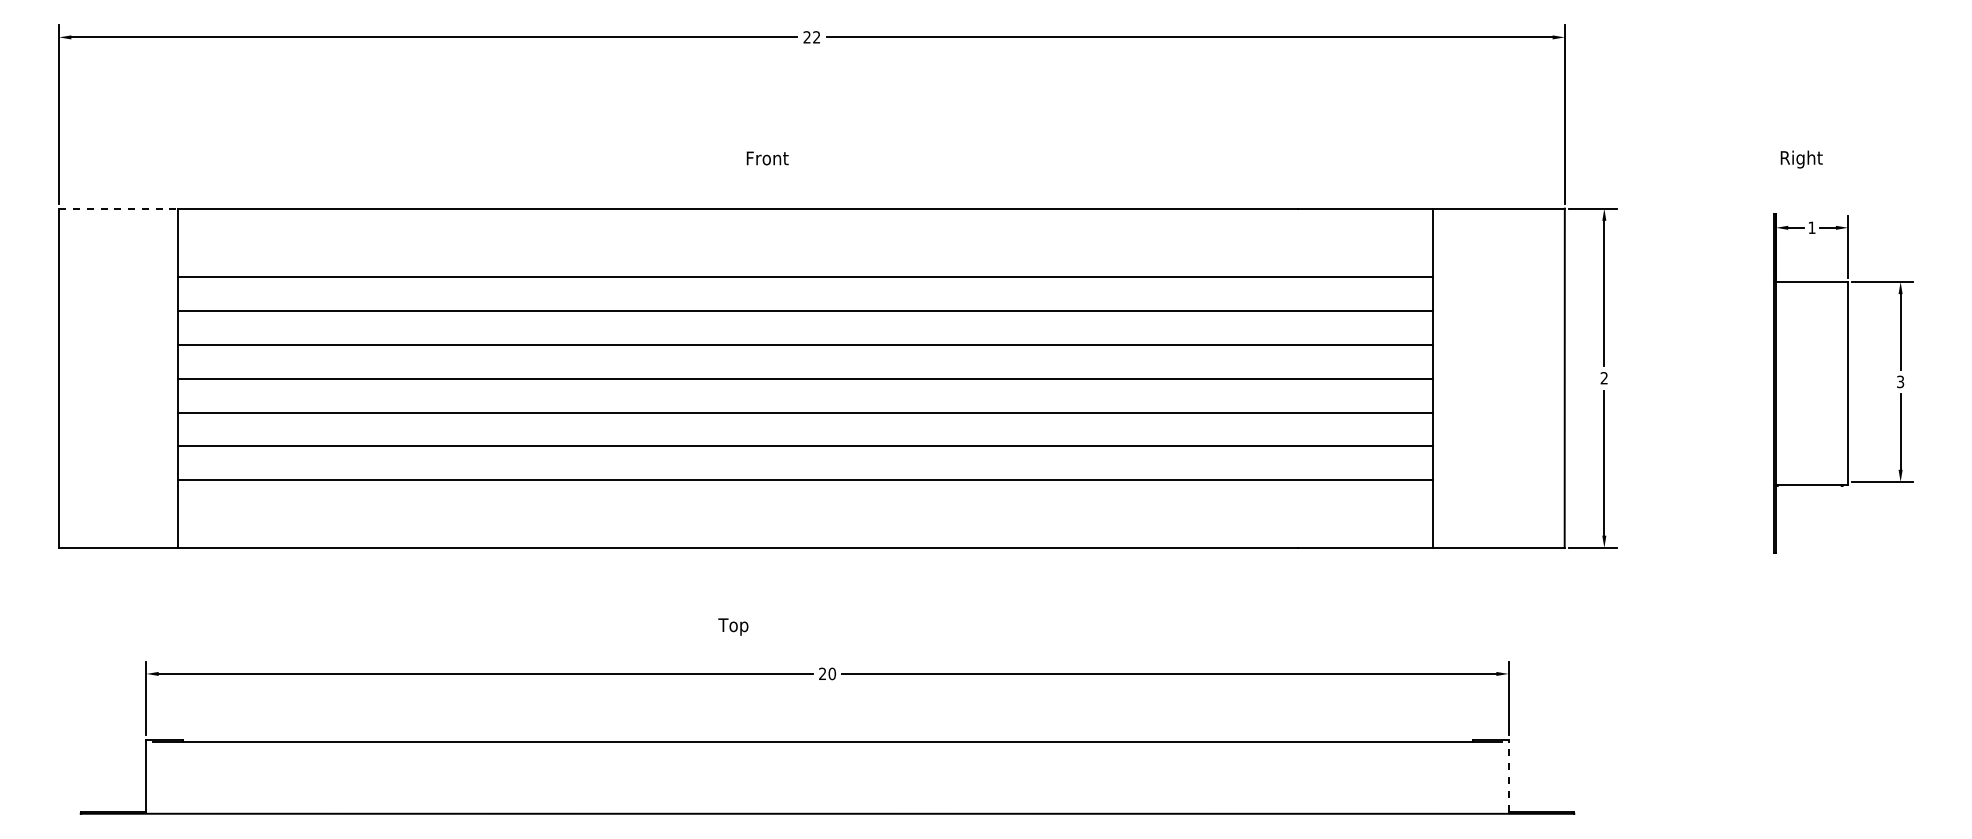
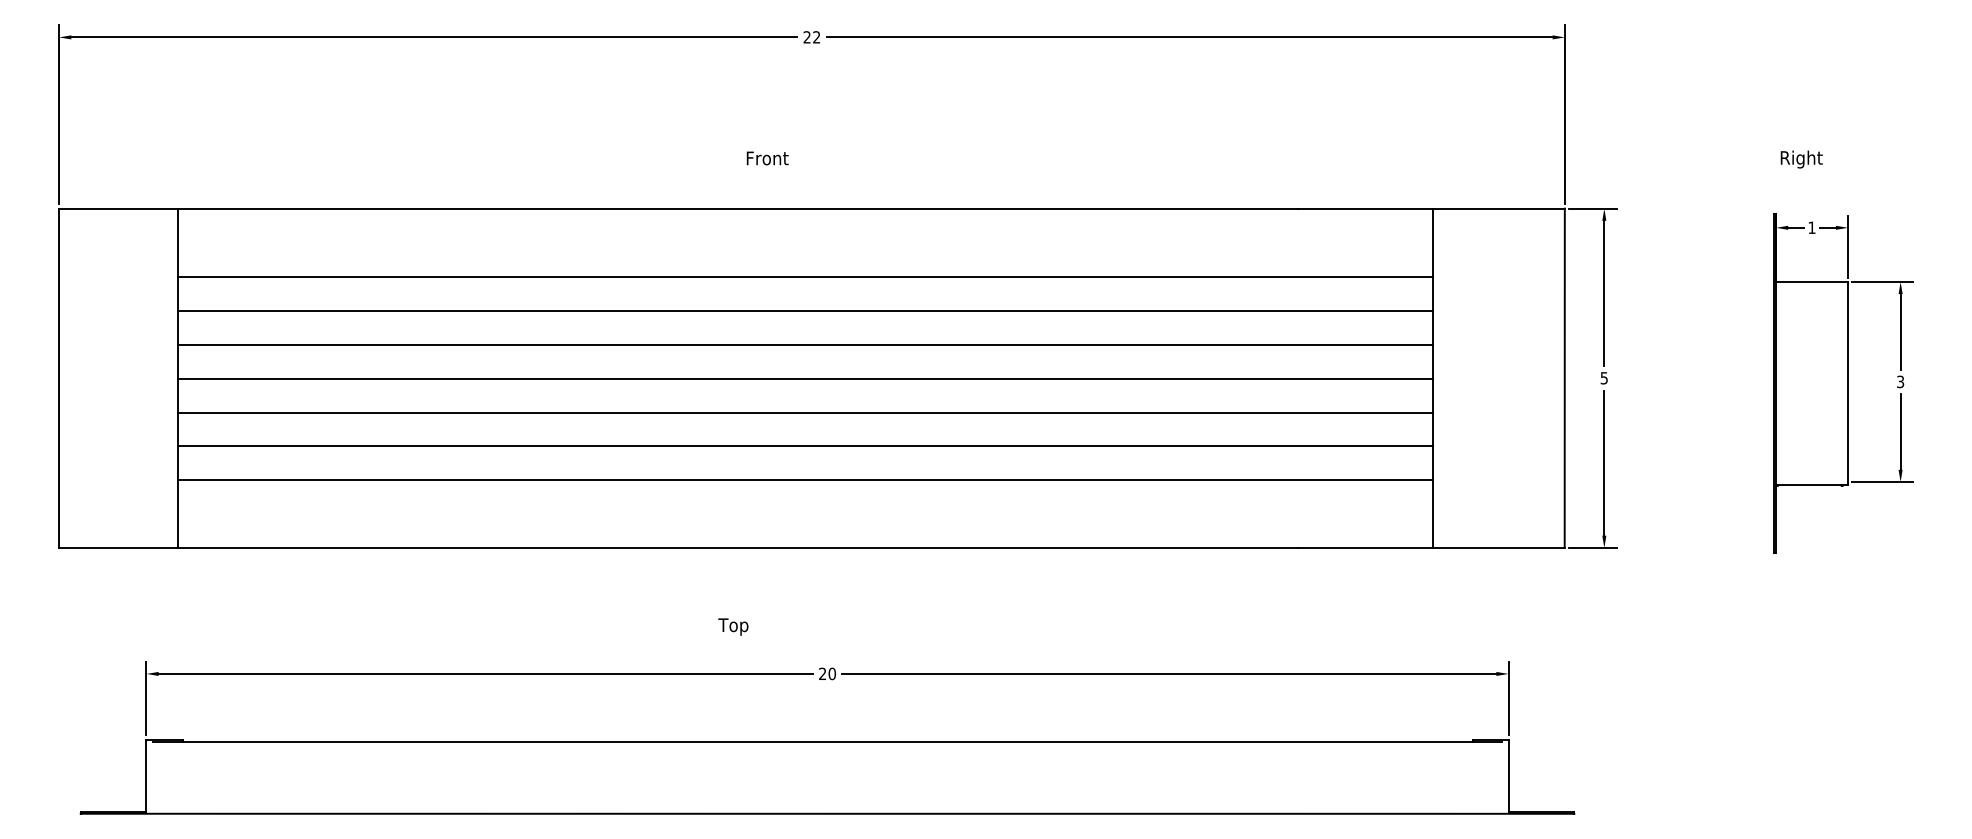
line: dashed -> solid (119, 208)
text: 2 -> 5 (1603, 378)
line: dashed -> solid (1508, 775)
